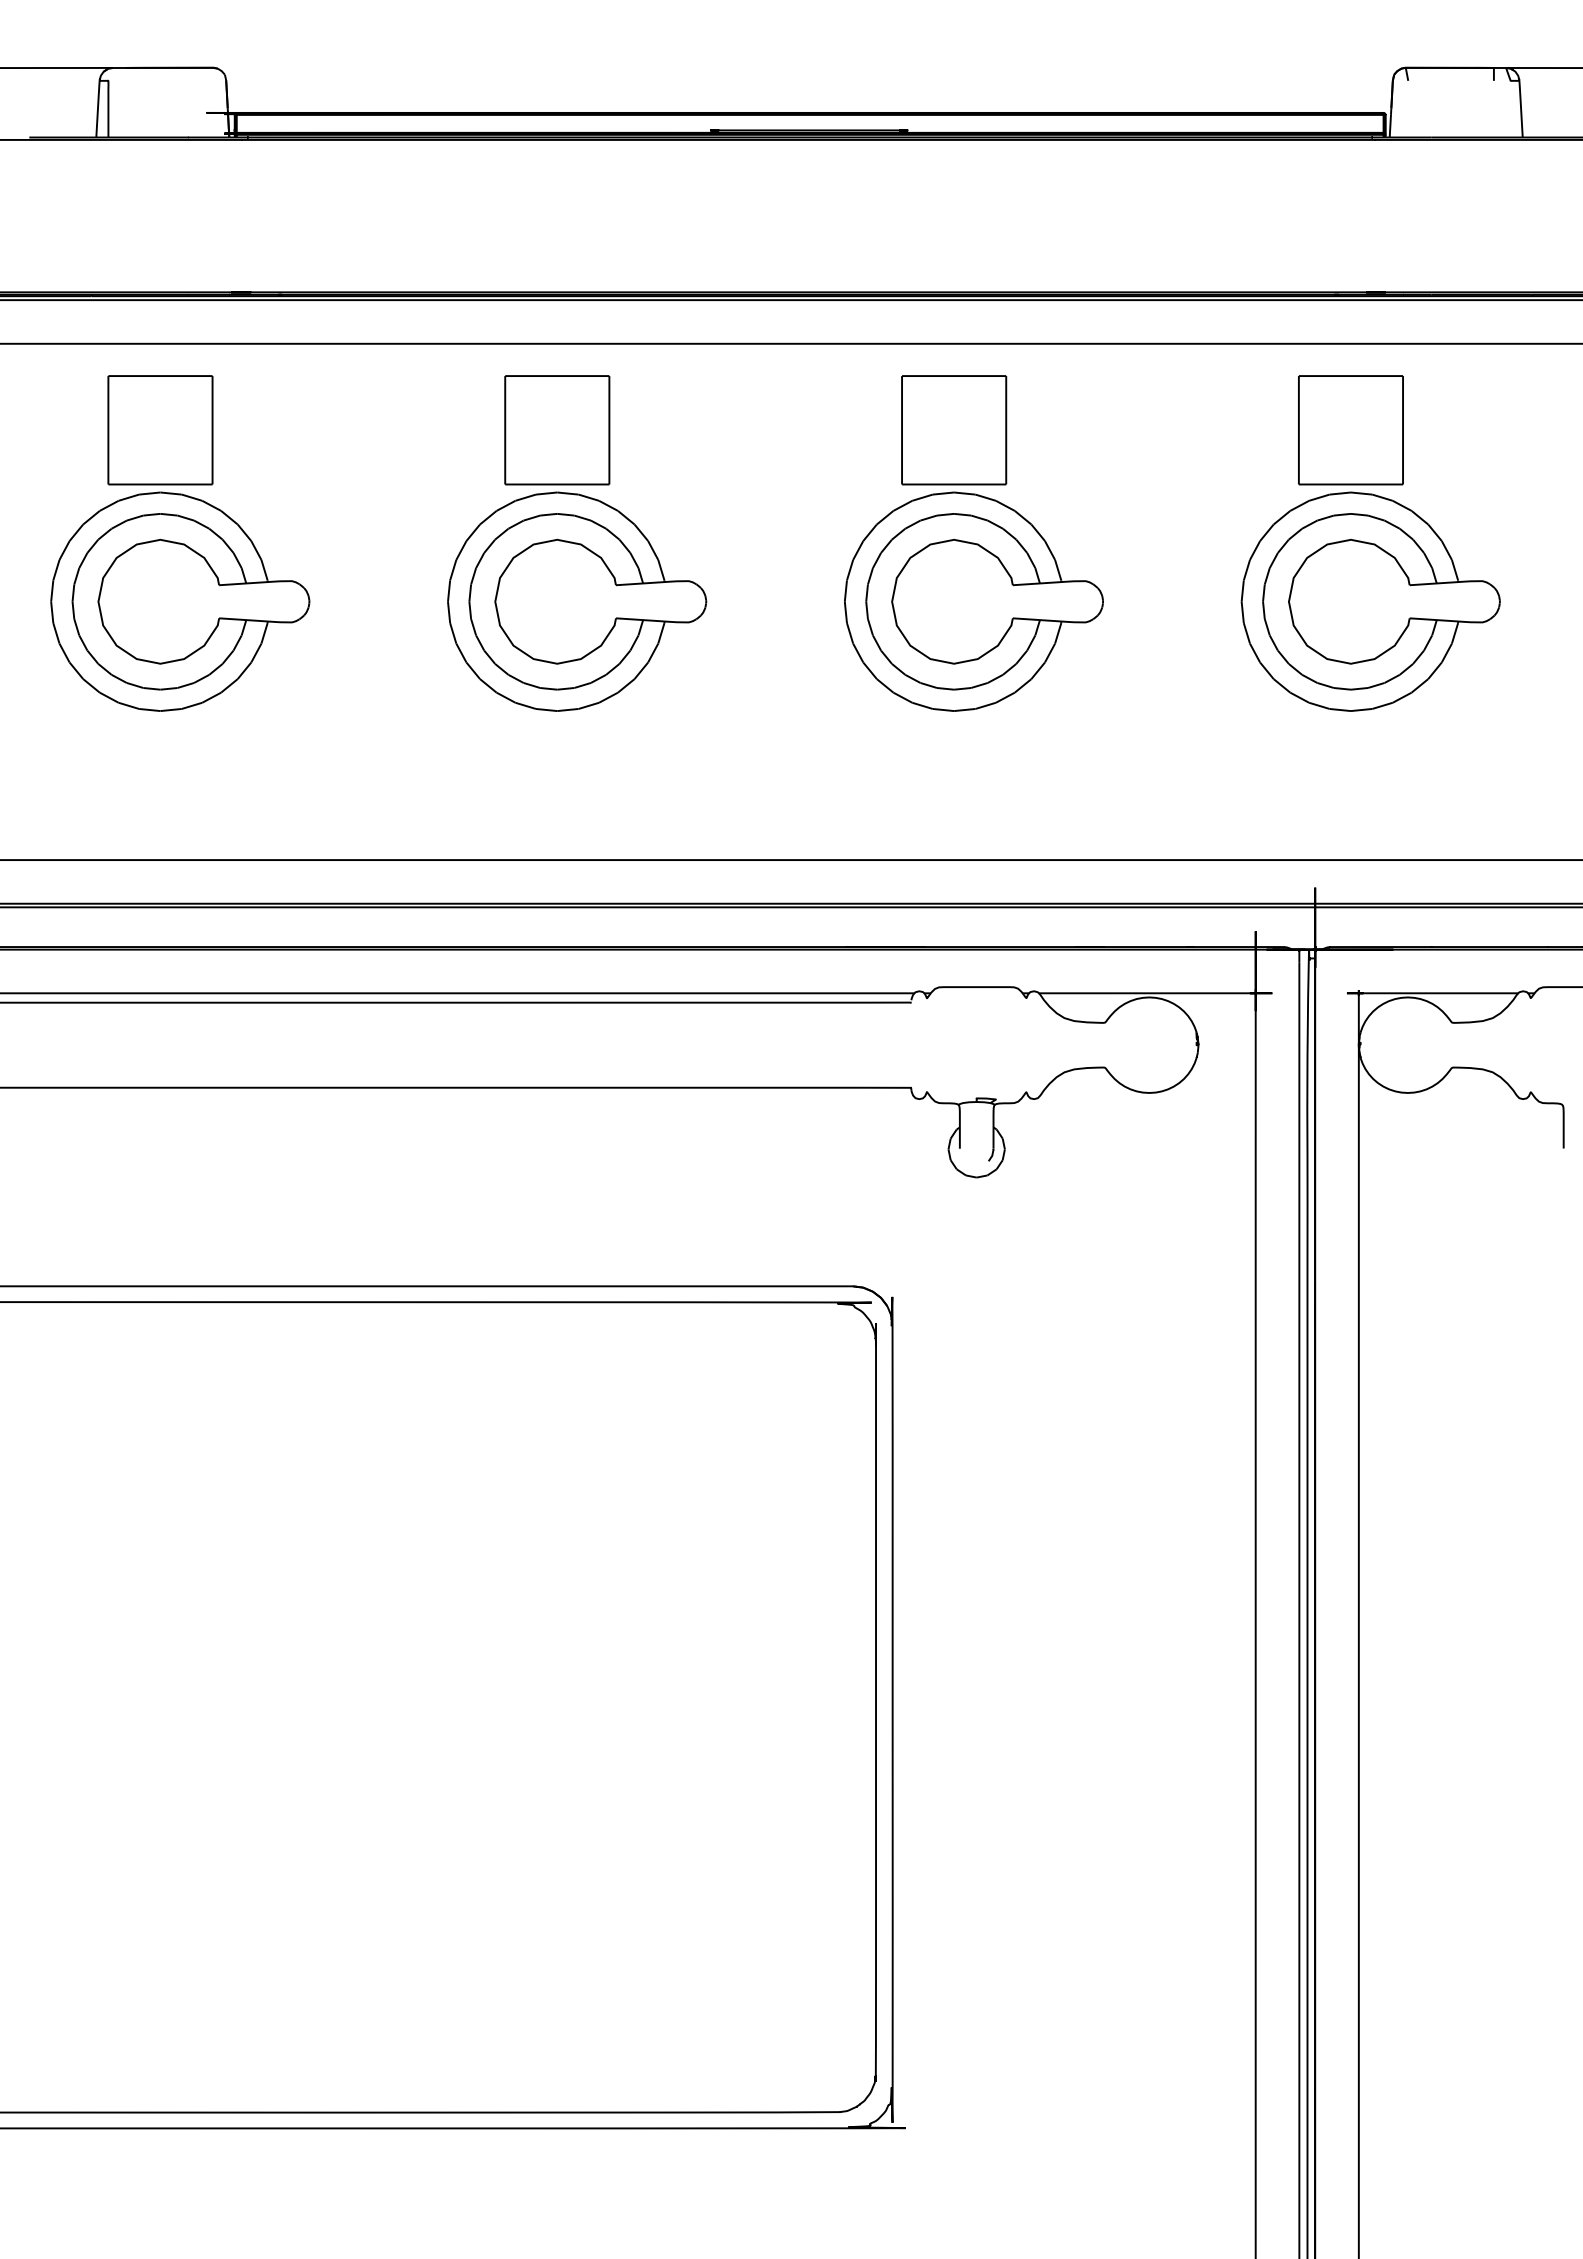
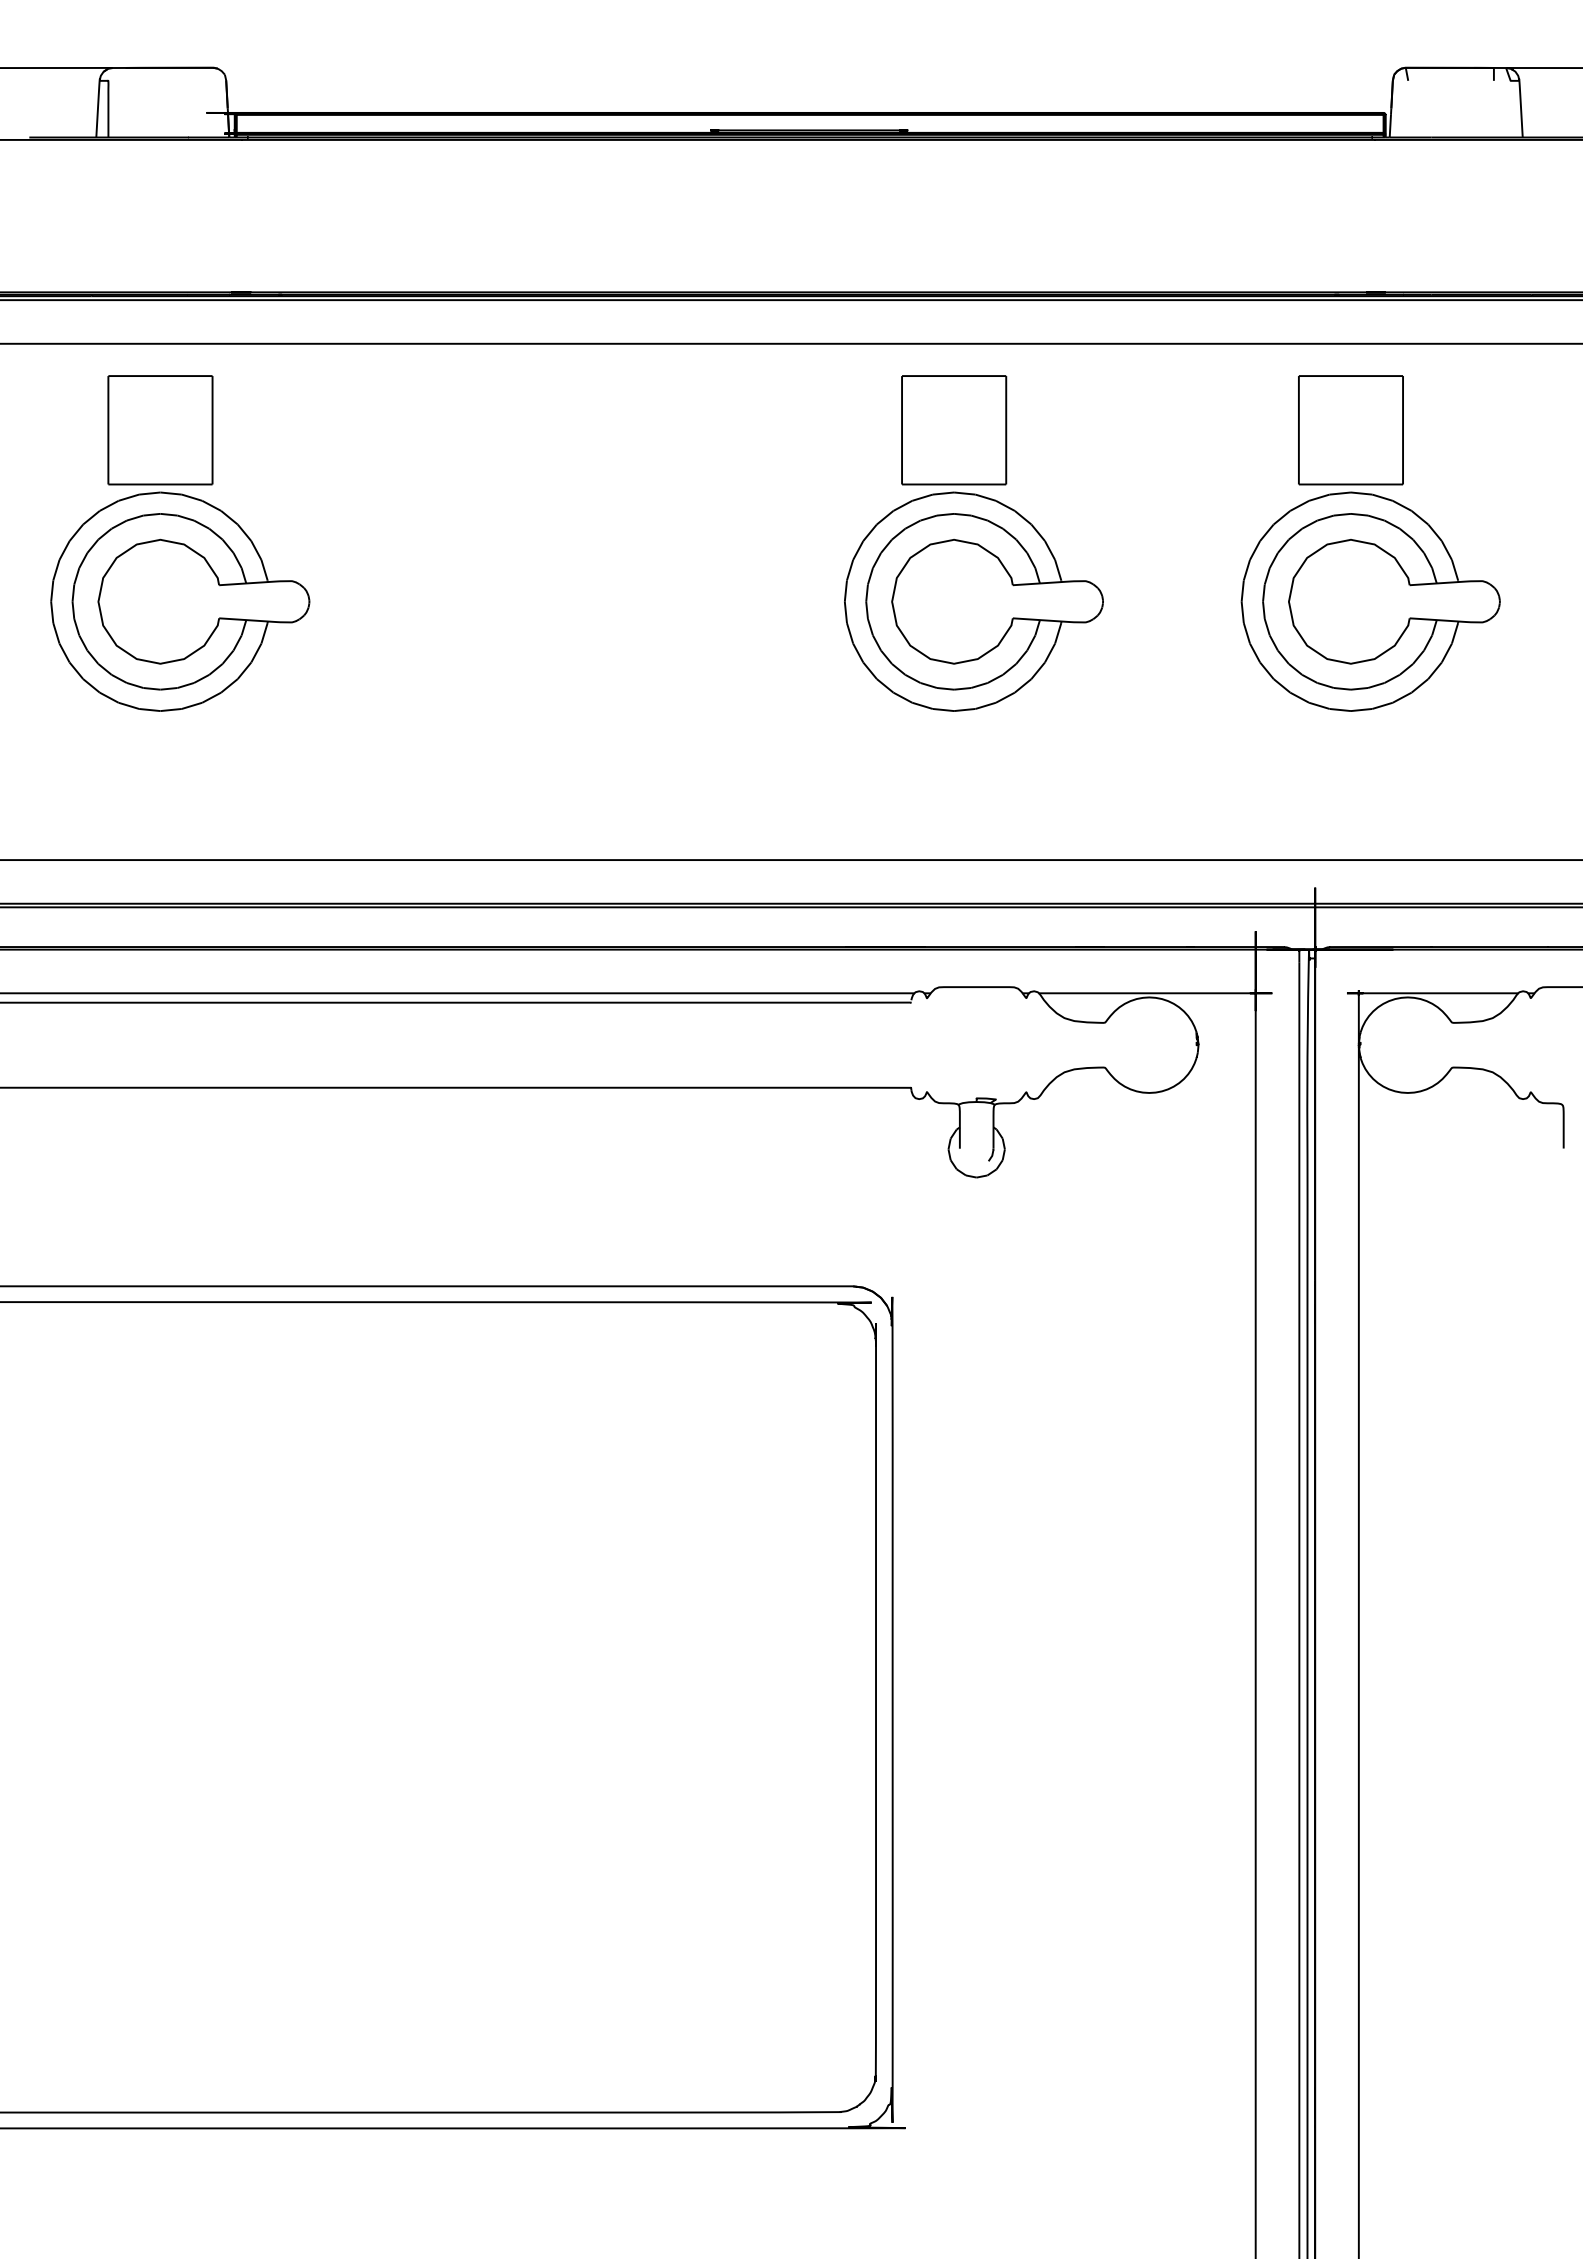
part: present -> none (577, 543)
